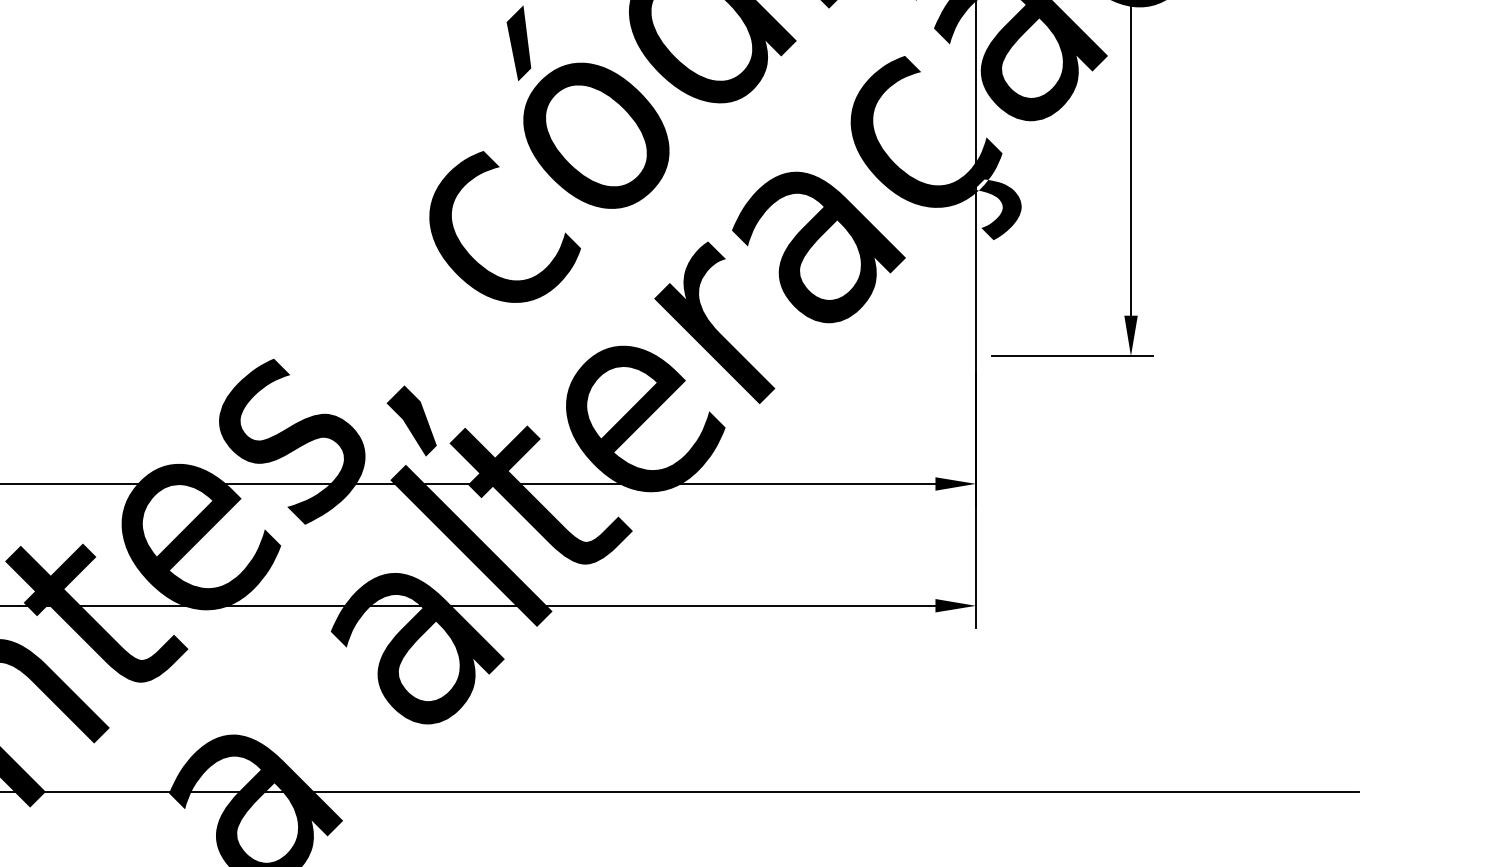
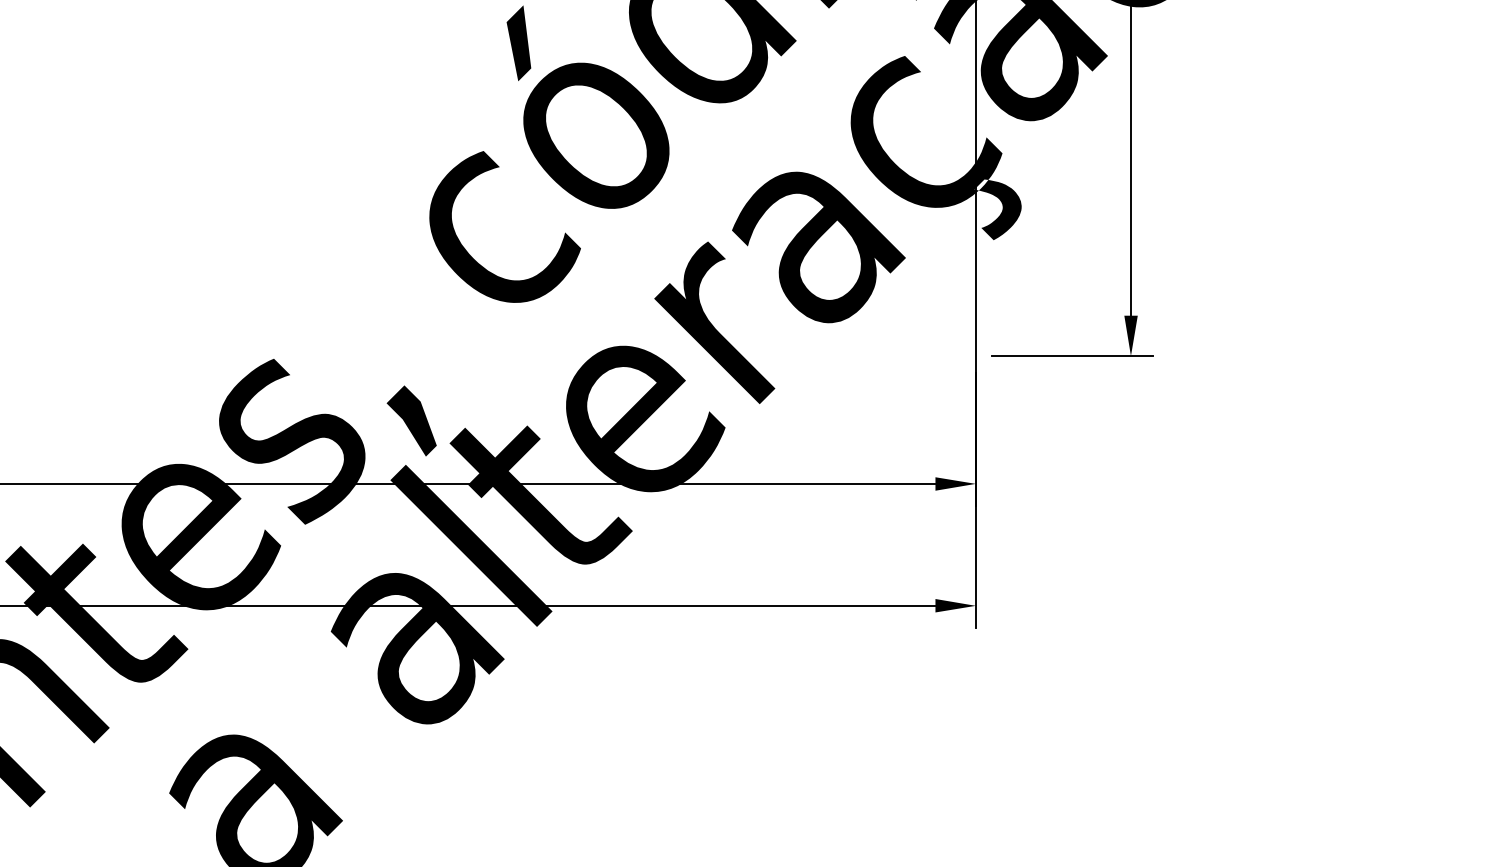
line: present -> none (680, 791)
